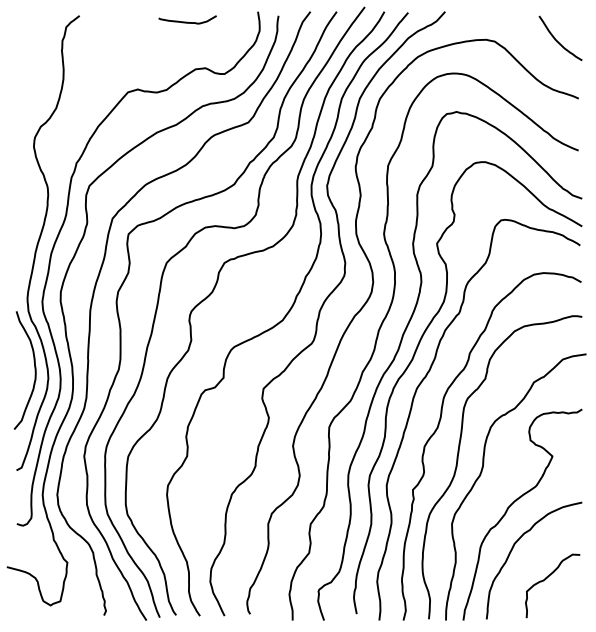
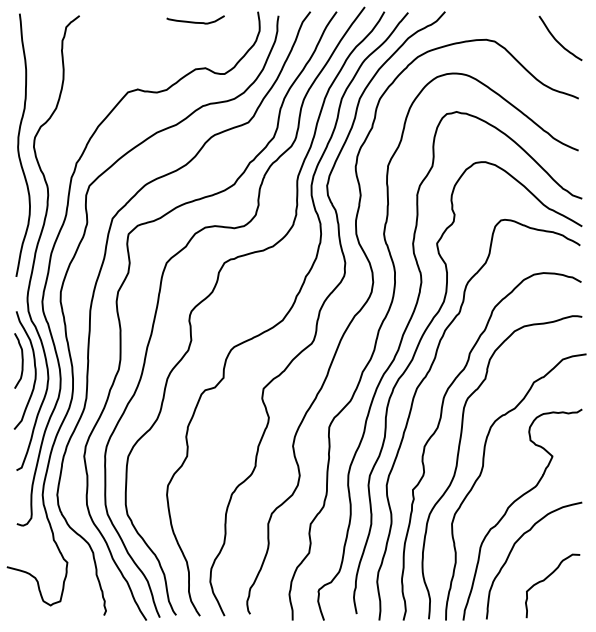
curve position: (187, 21) -> (195, 21) (195, 21)
curve: none -> present (19, 144)
curve: none -> present (21, 360)
